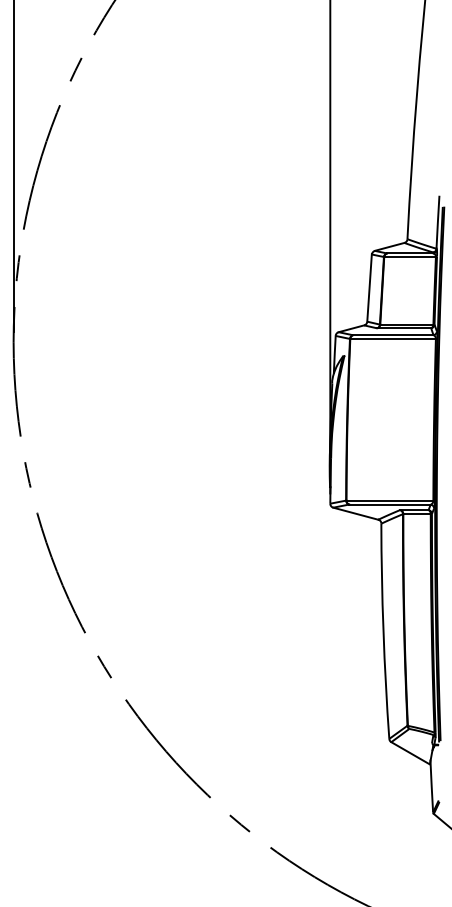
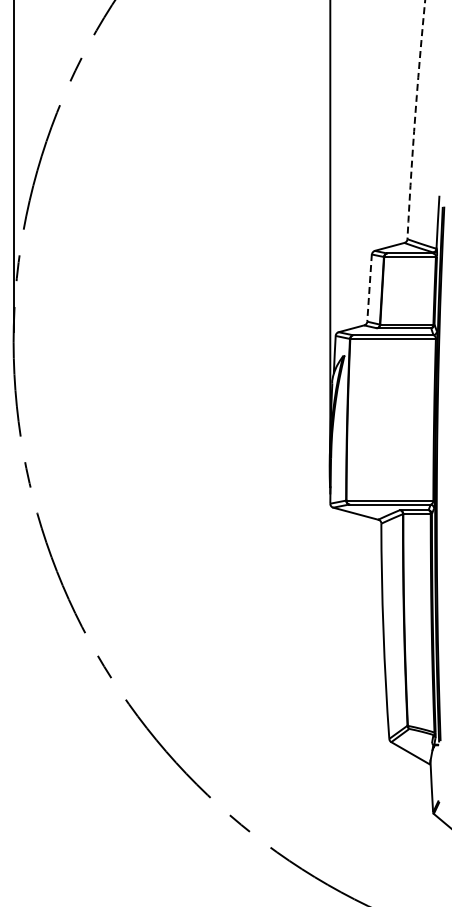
arc: solid -> dashed (415, 119)
line: solid -> dashed (369, 287)
